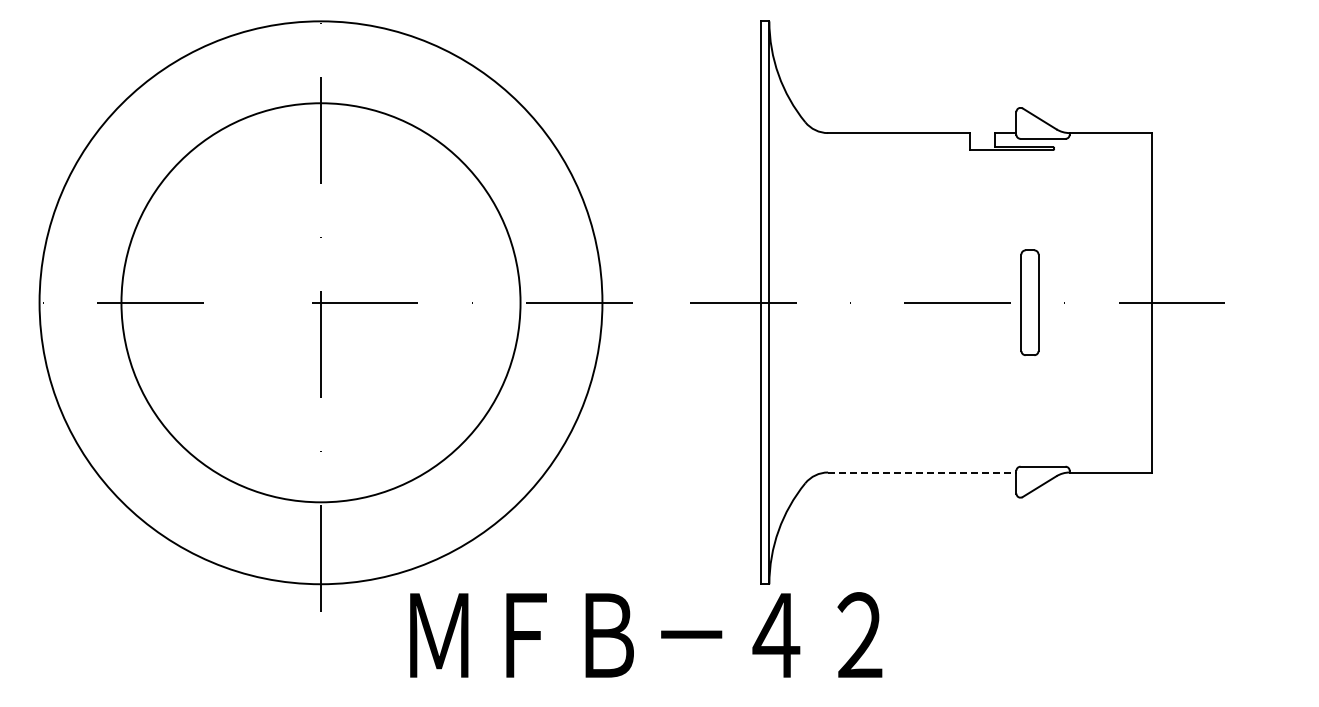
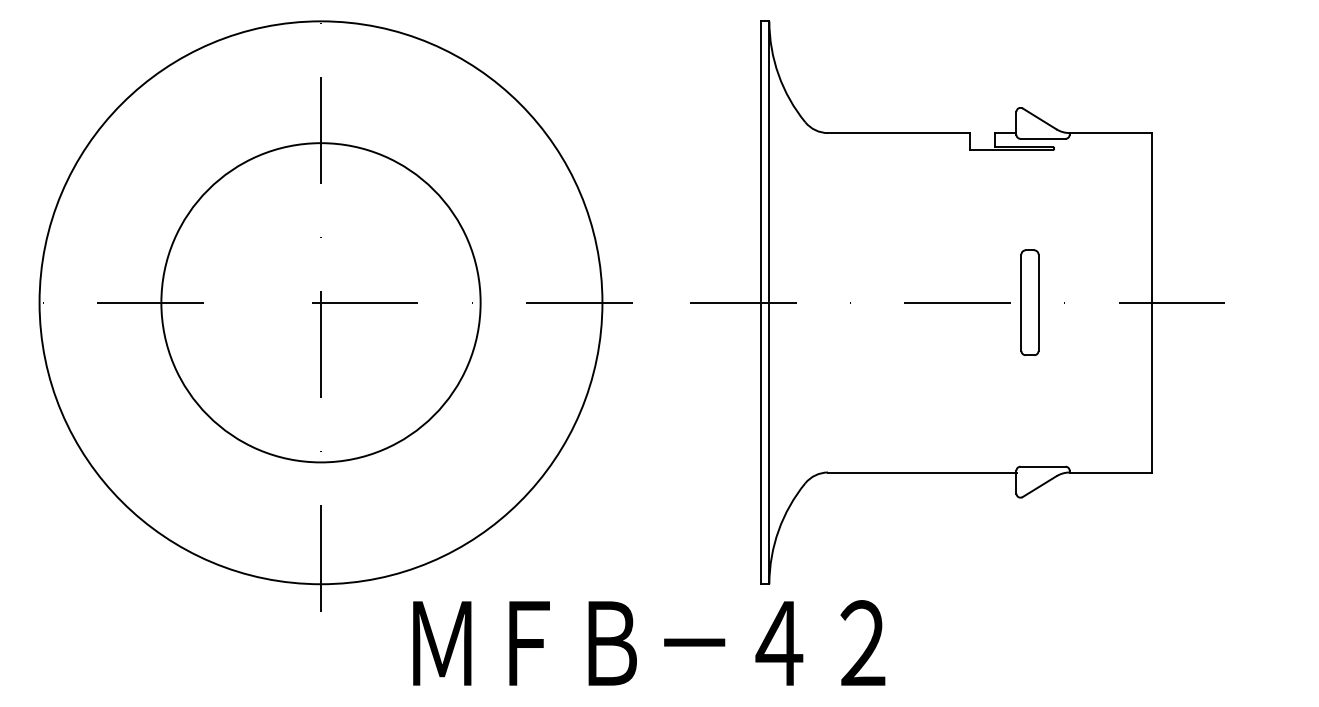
circle diameter: 399 px -> 319 px (320, 302)
line: dashed -> solid (922, 472)
text position: (646, 634) -> (649, 642) (649, 642)
